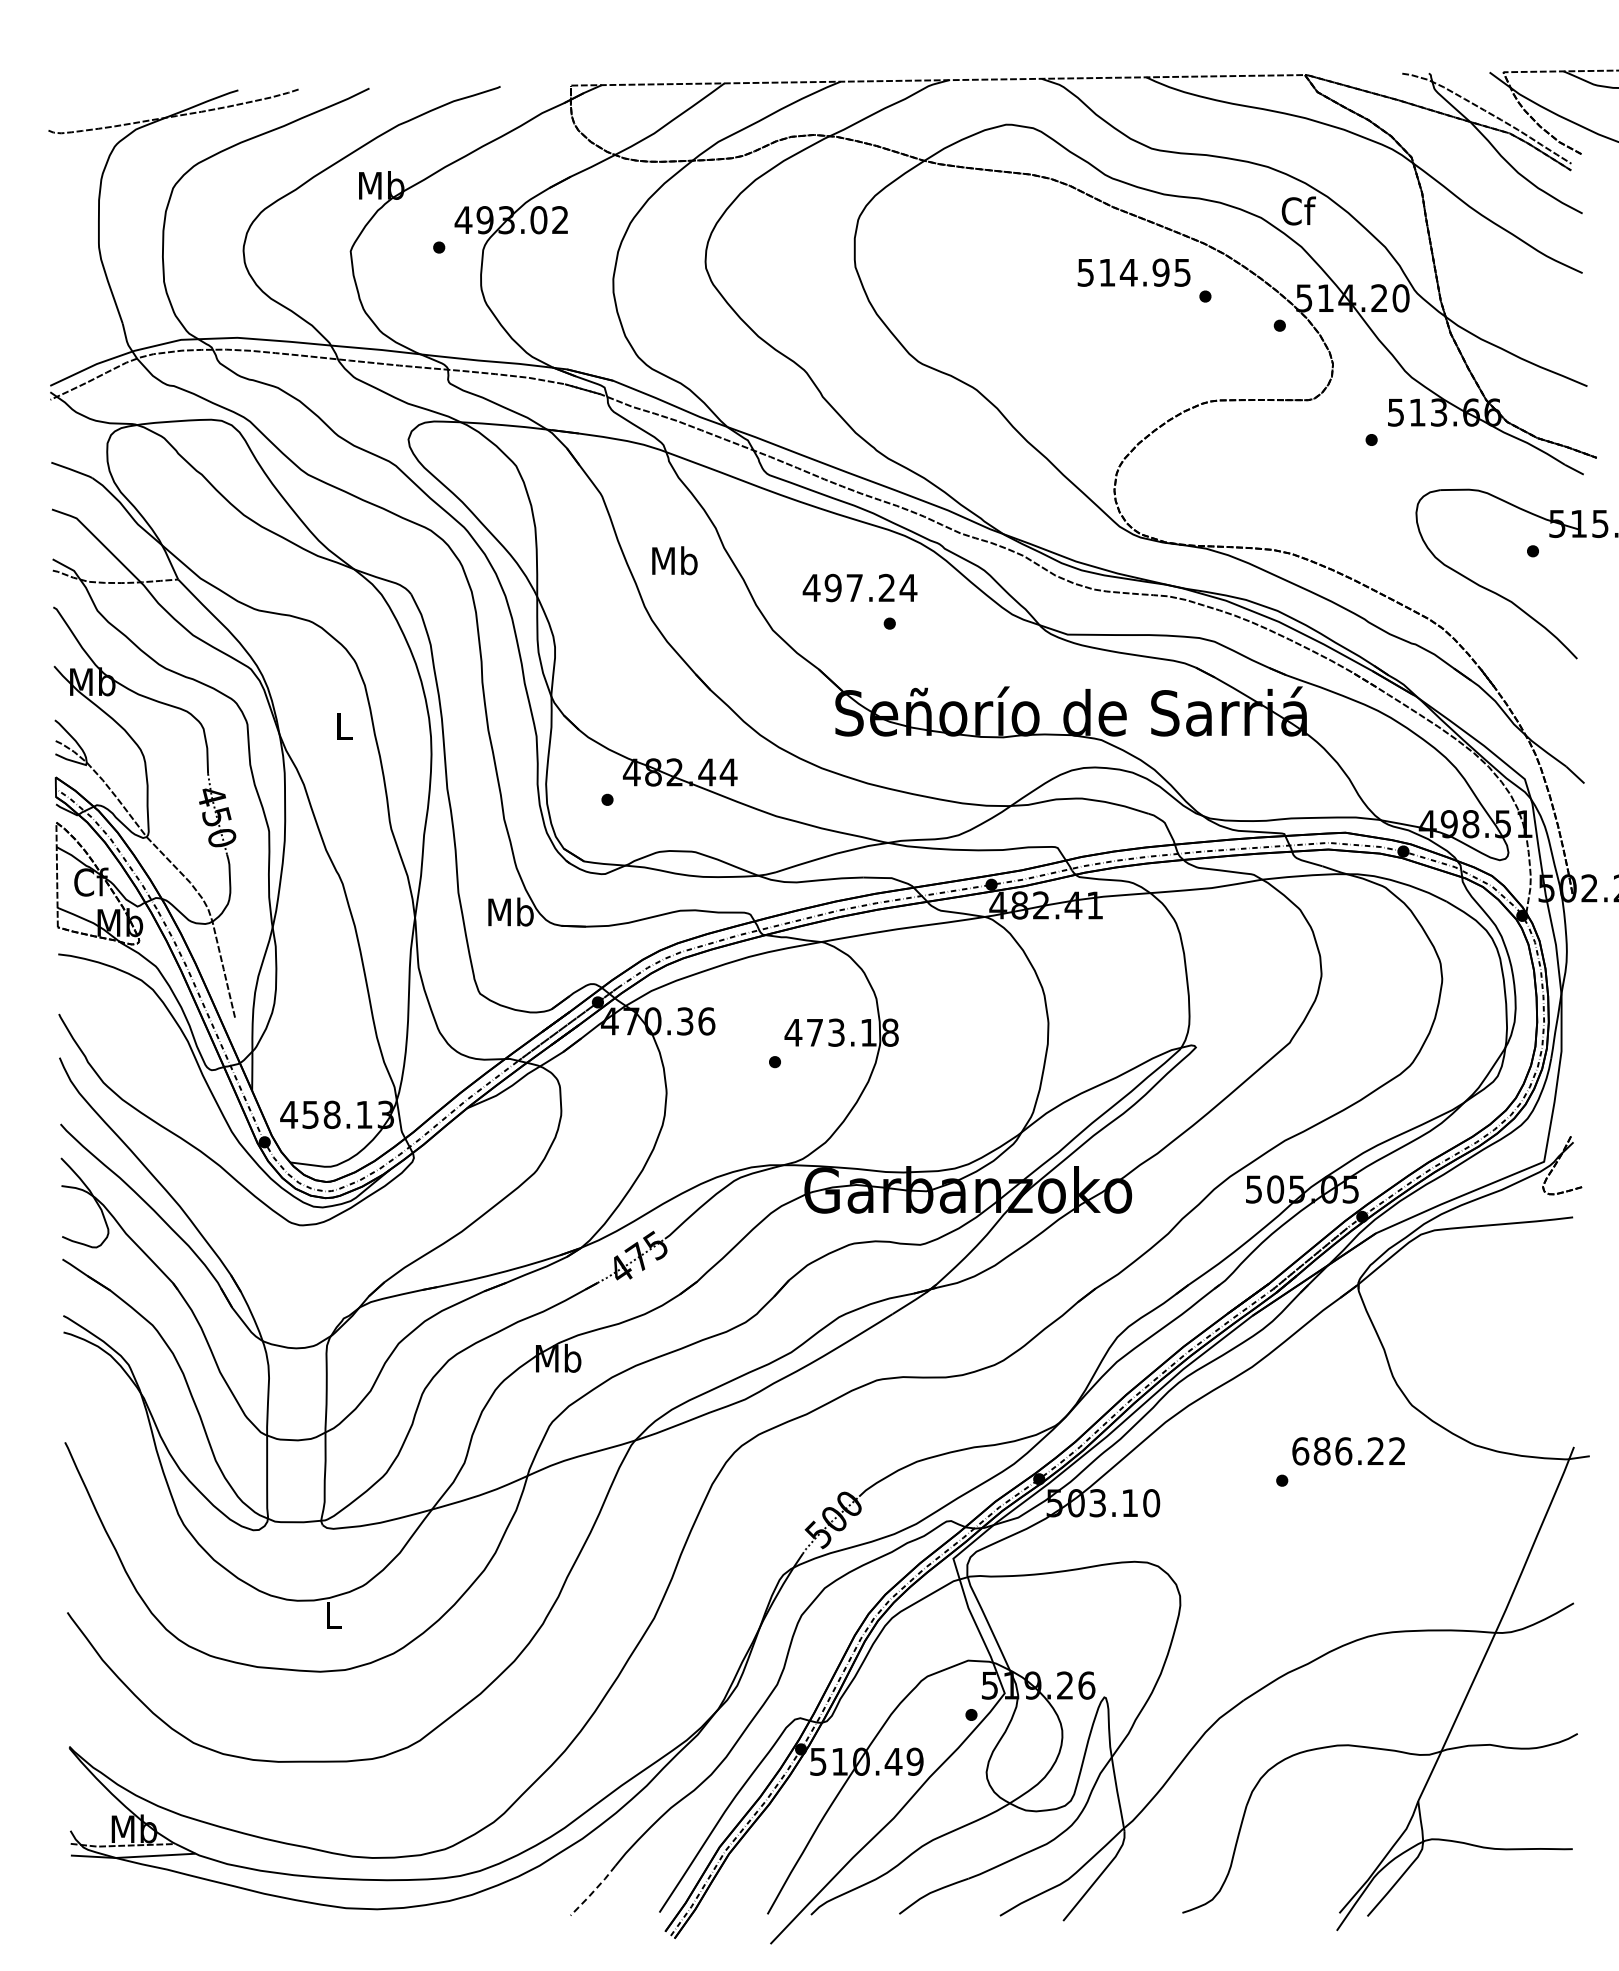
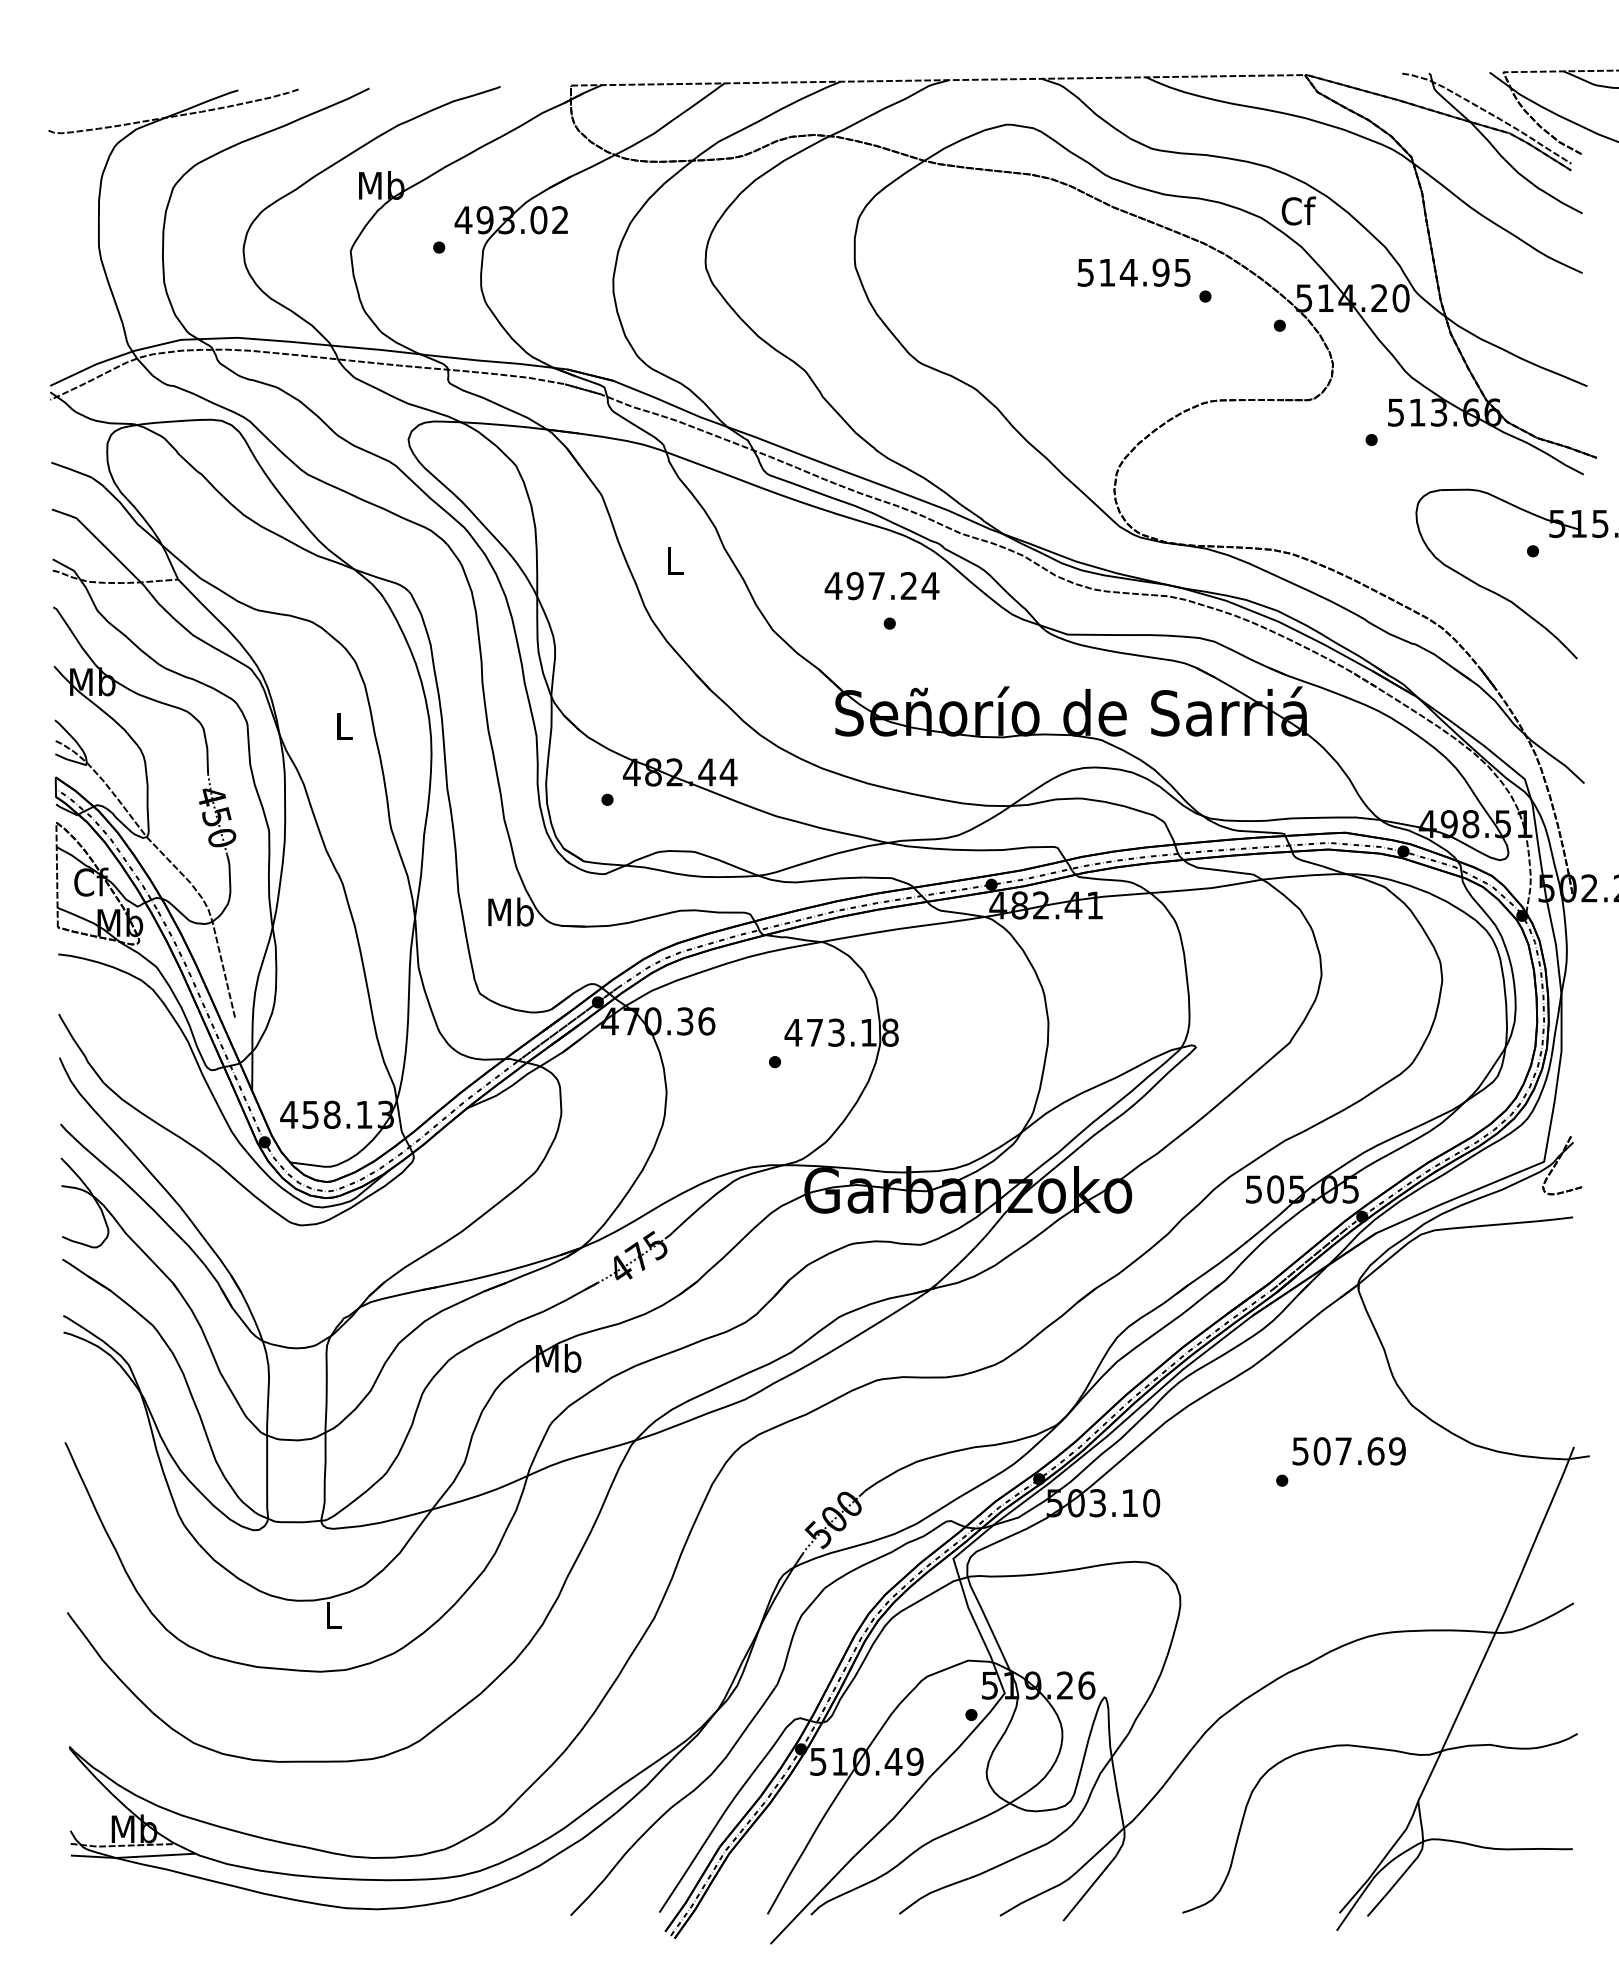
text: Mb -> L (674, 560)
text position: (859, 587) -> (881, 585) (881, 585)
text: 686.22 -> 507.69 (1348, 1451)
line: dashed -> solid (593, 1891)
